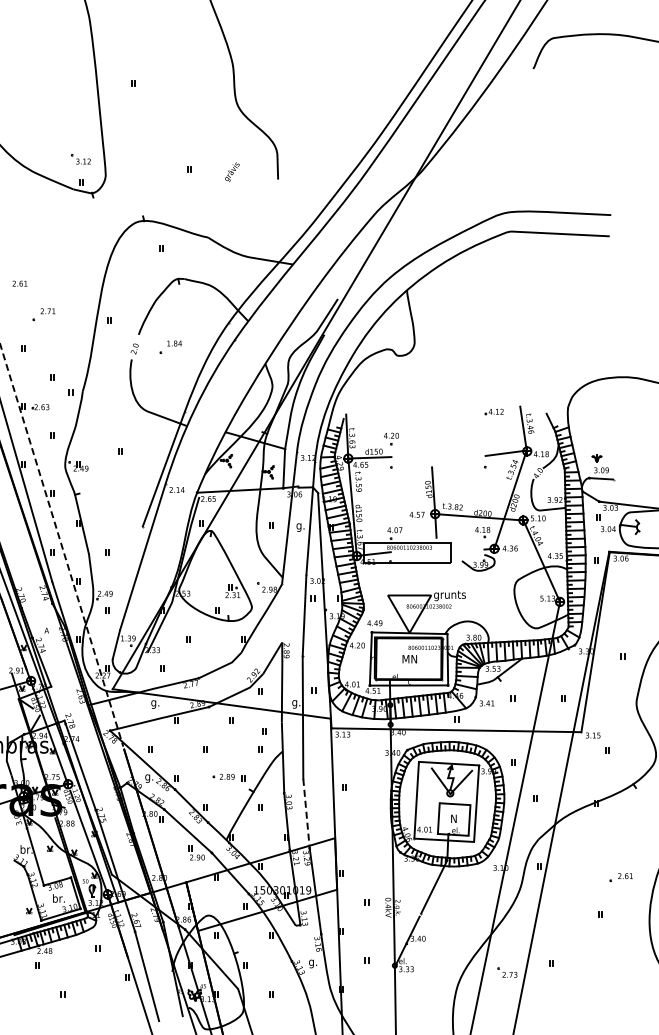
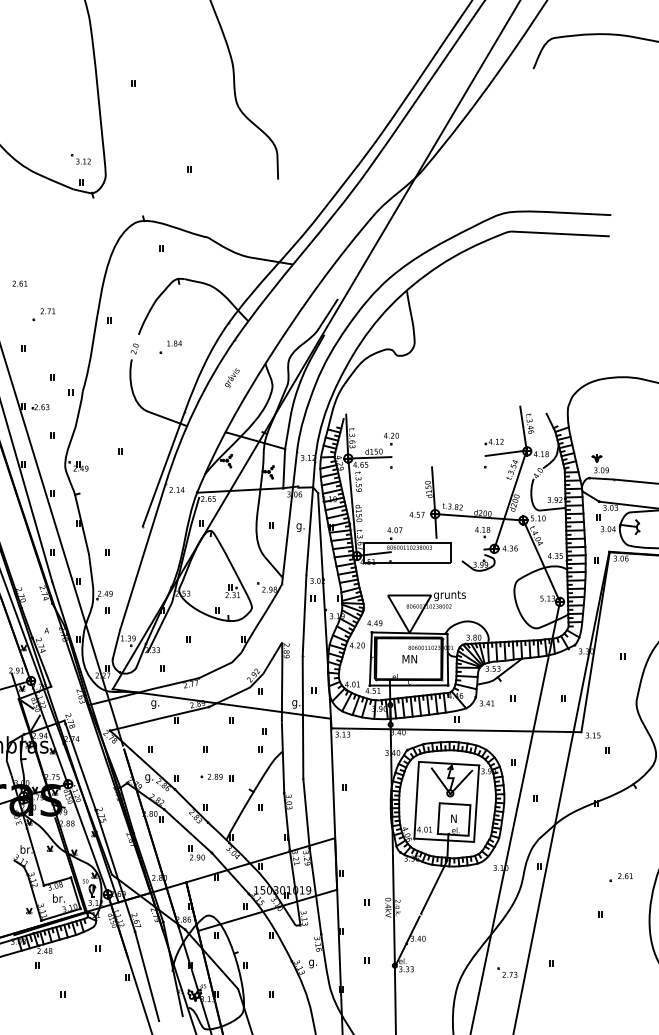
text position: (232, 172) -> (232, 378) (232, 378)
part position: (493, 411) -> (493, 441) (493, 441)
line: none -> present (634, 481)
line: dashed -> solid (61, 546)
part position: (228, 777) -> (216, 777) (216, 777)
line: dashed -> solid (306, 813)
